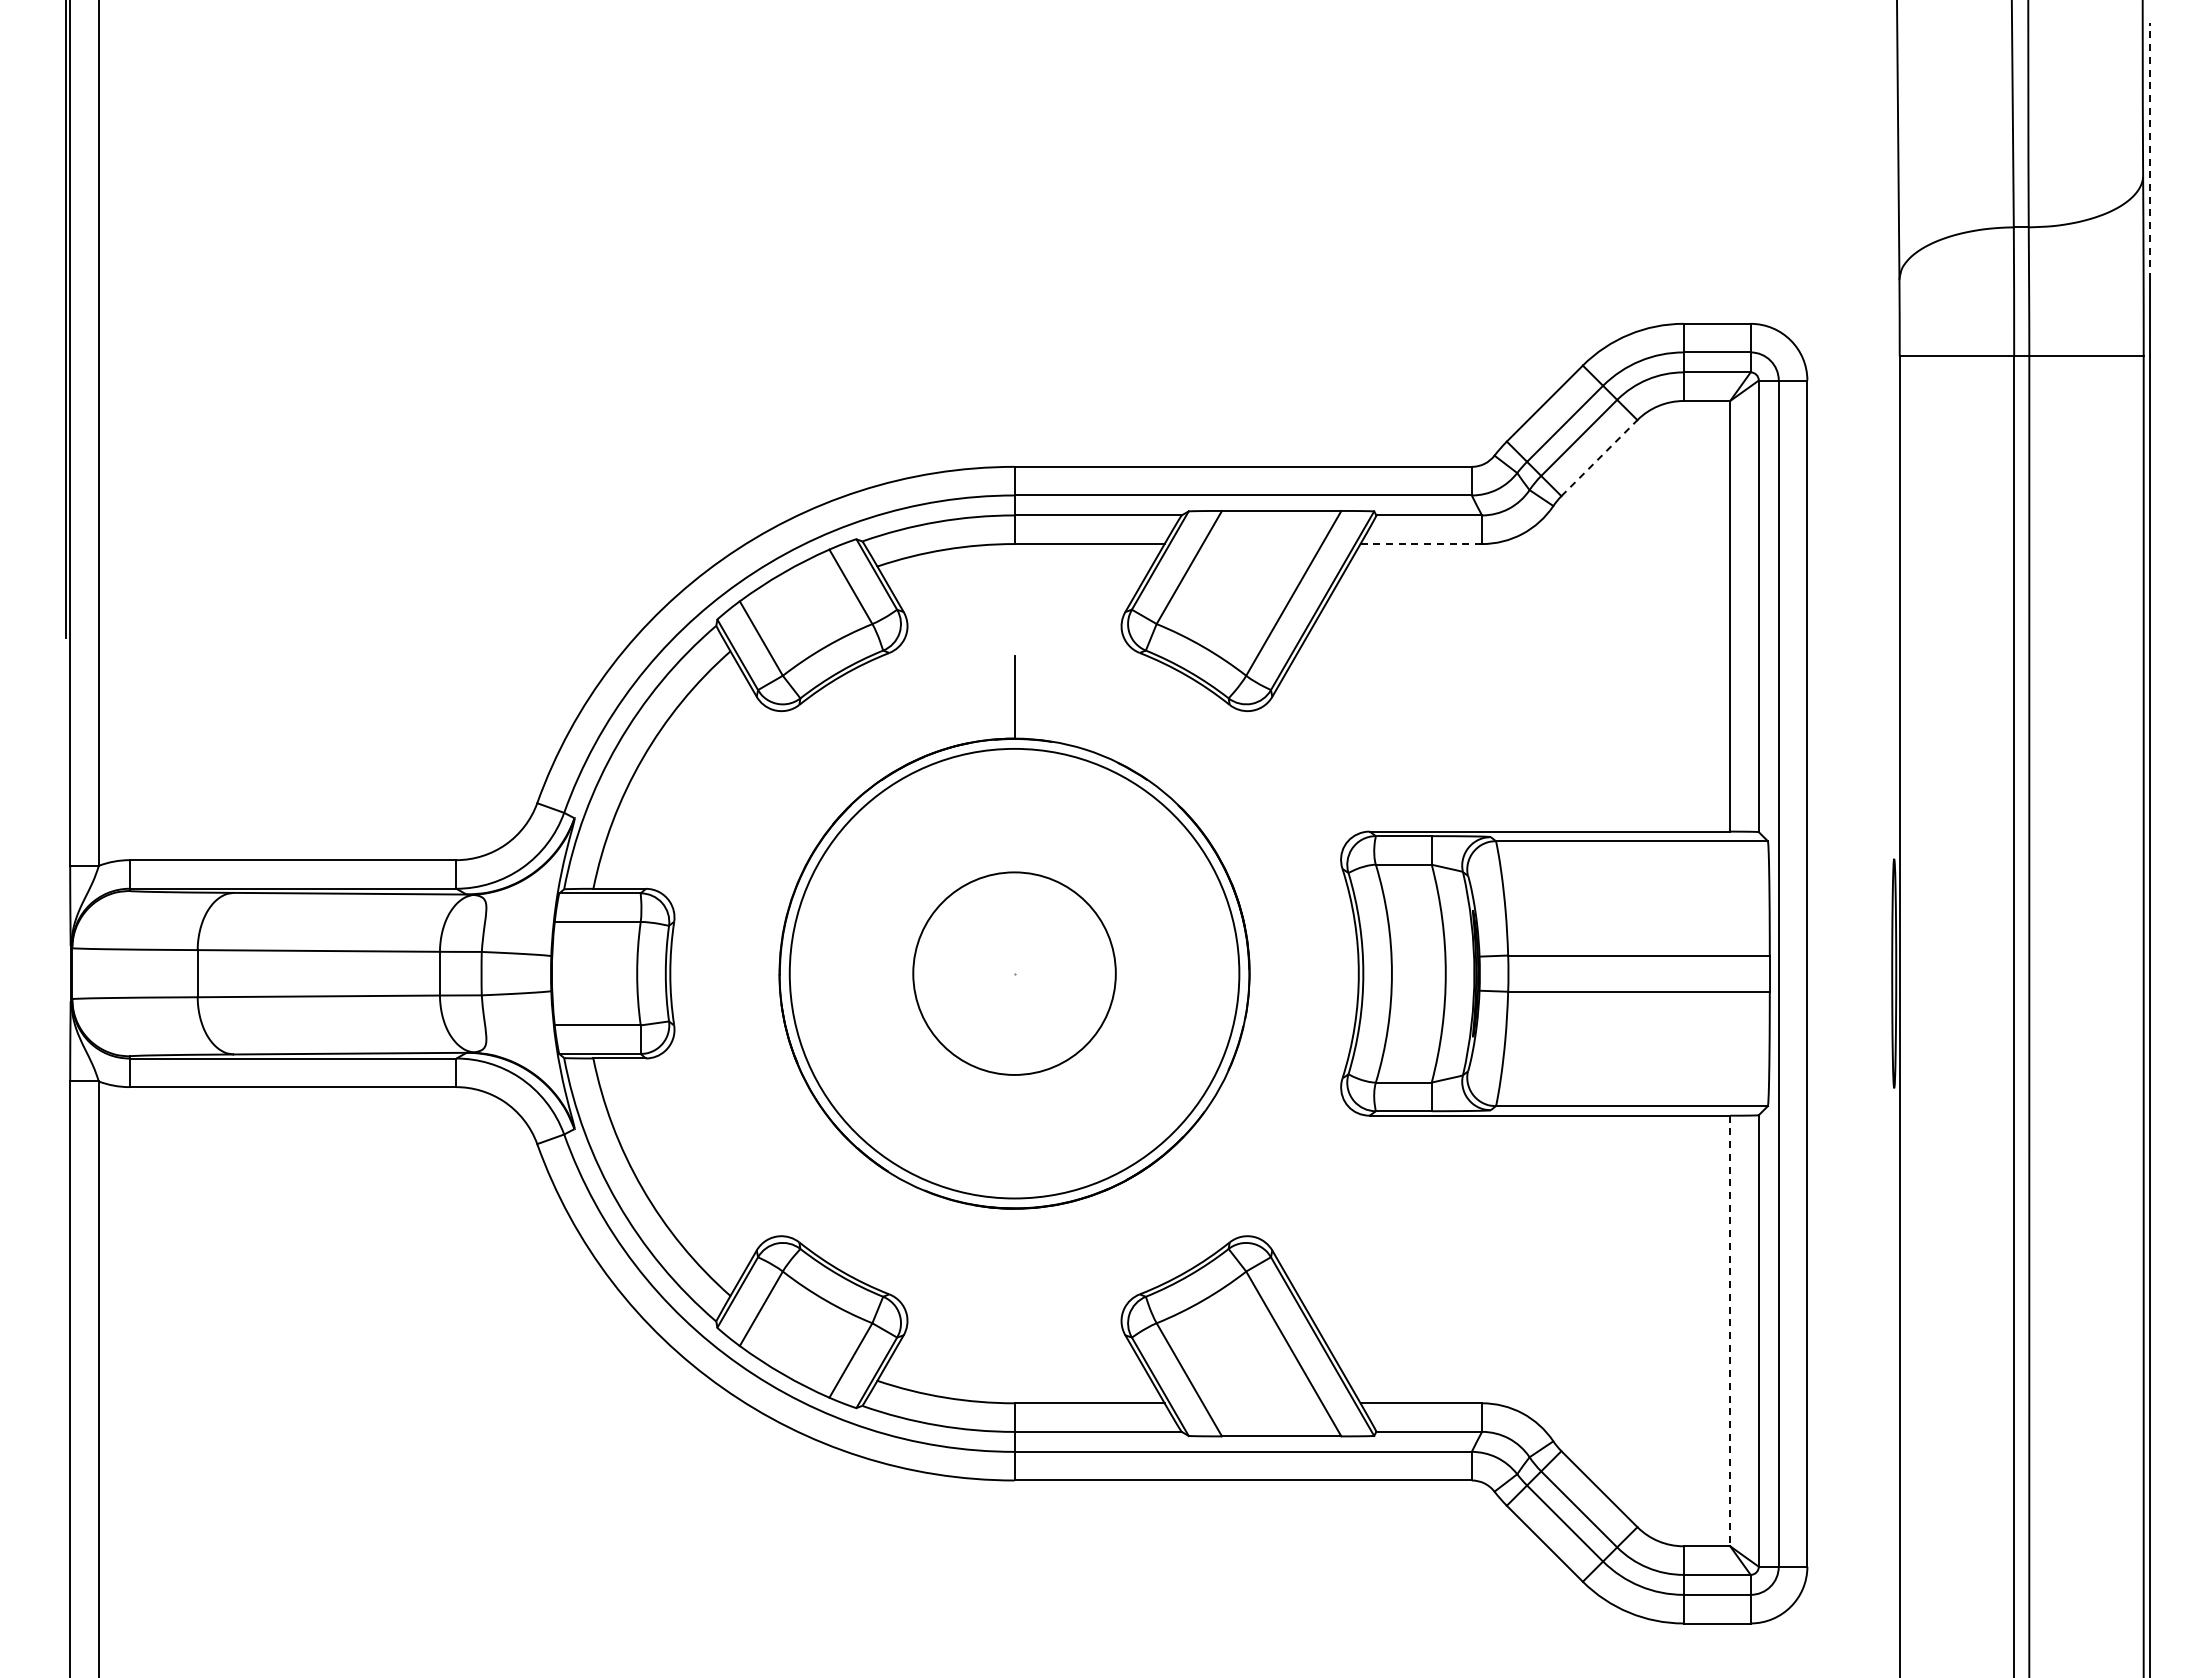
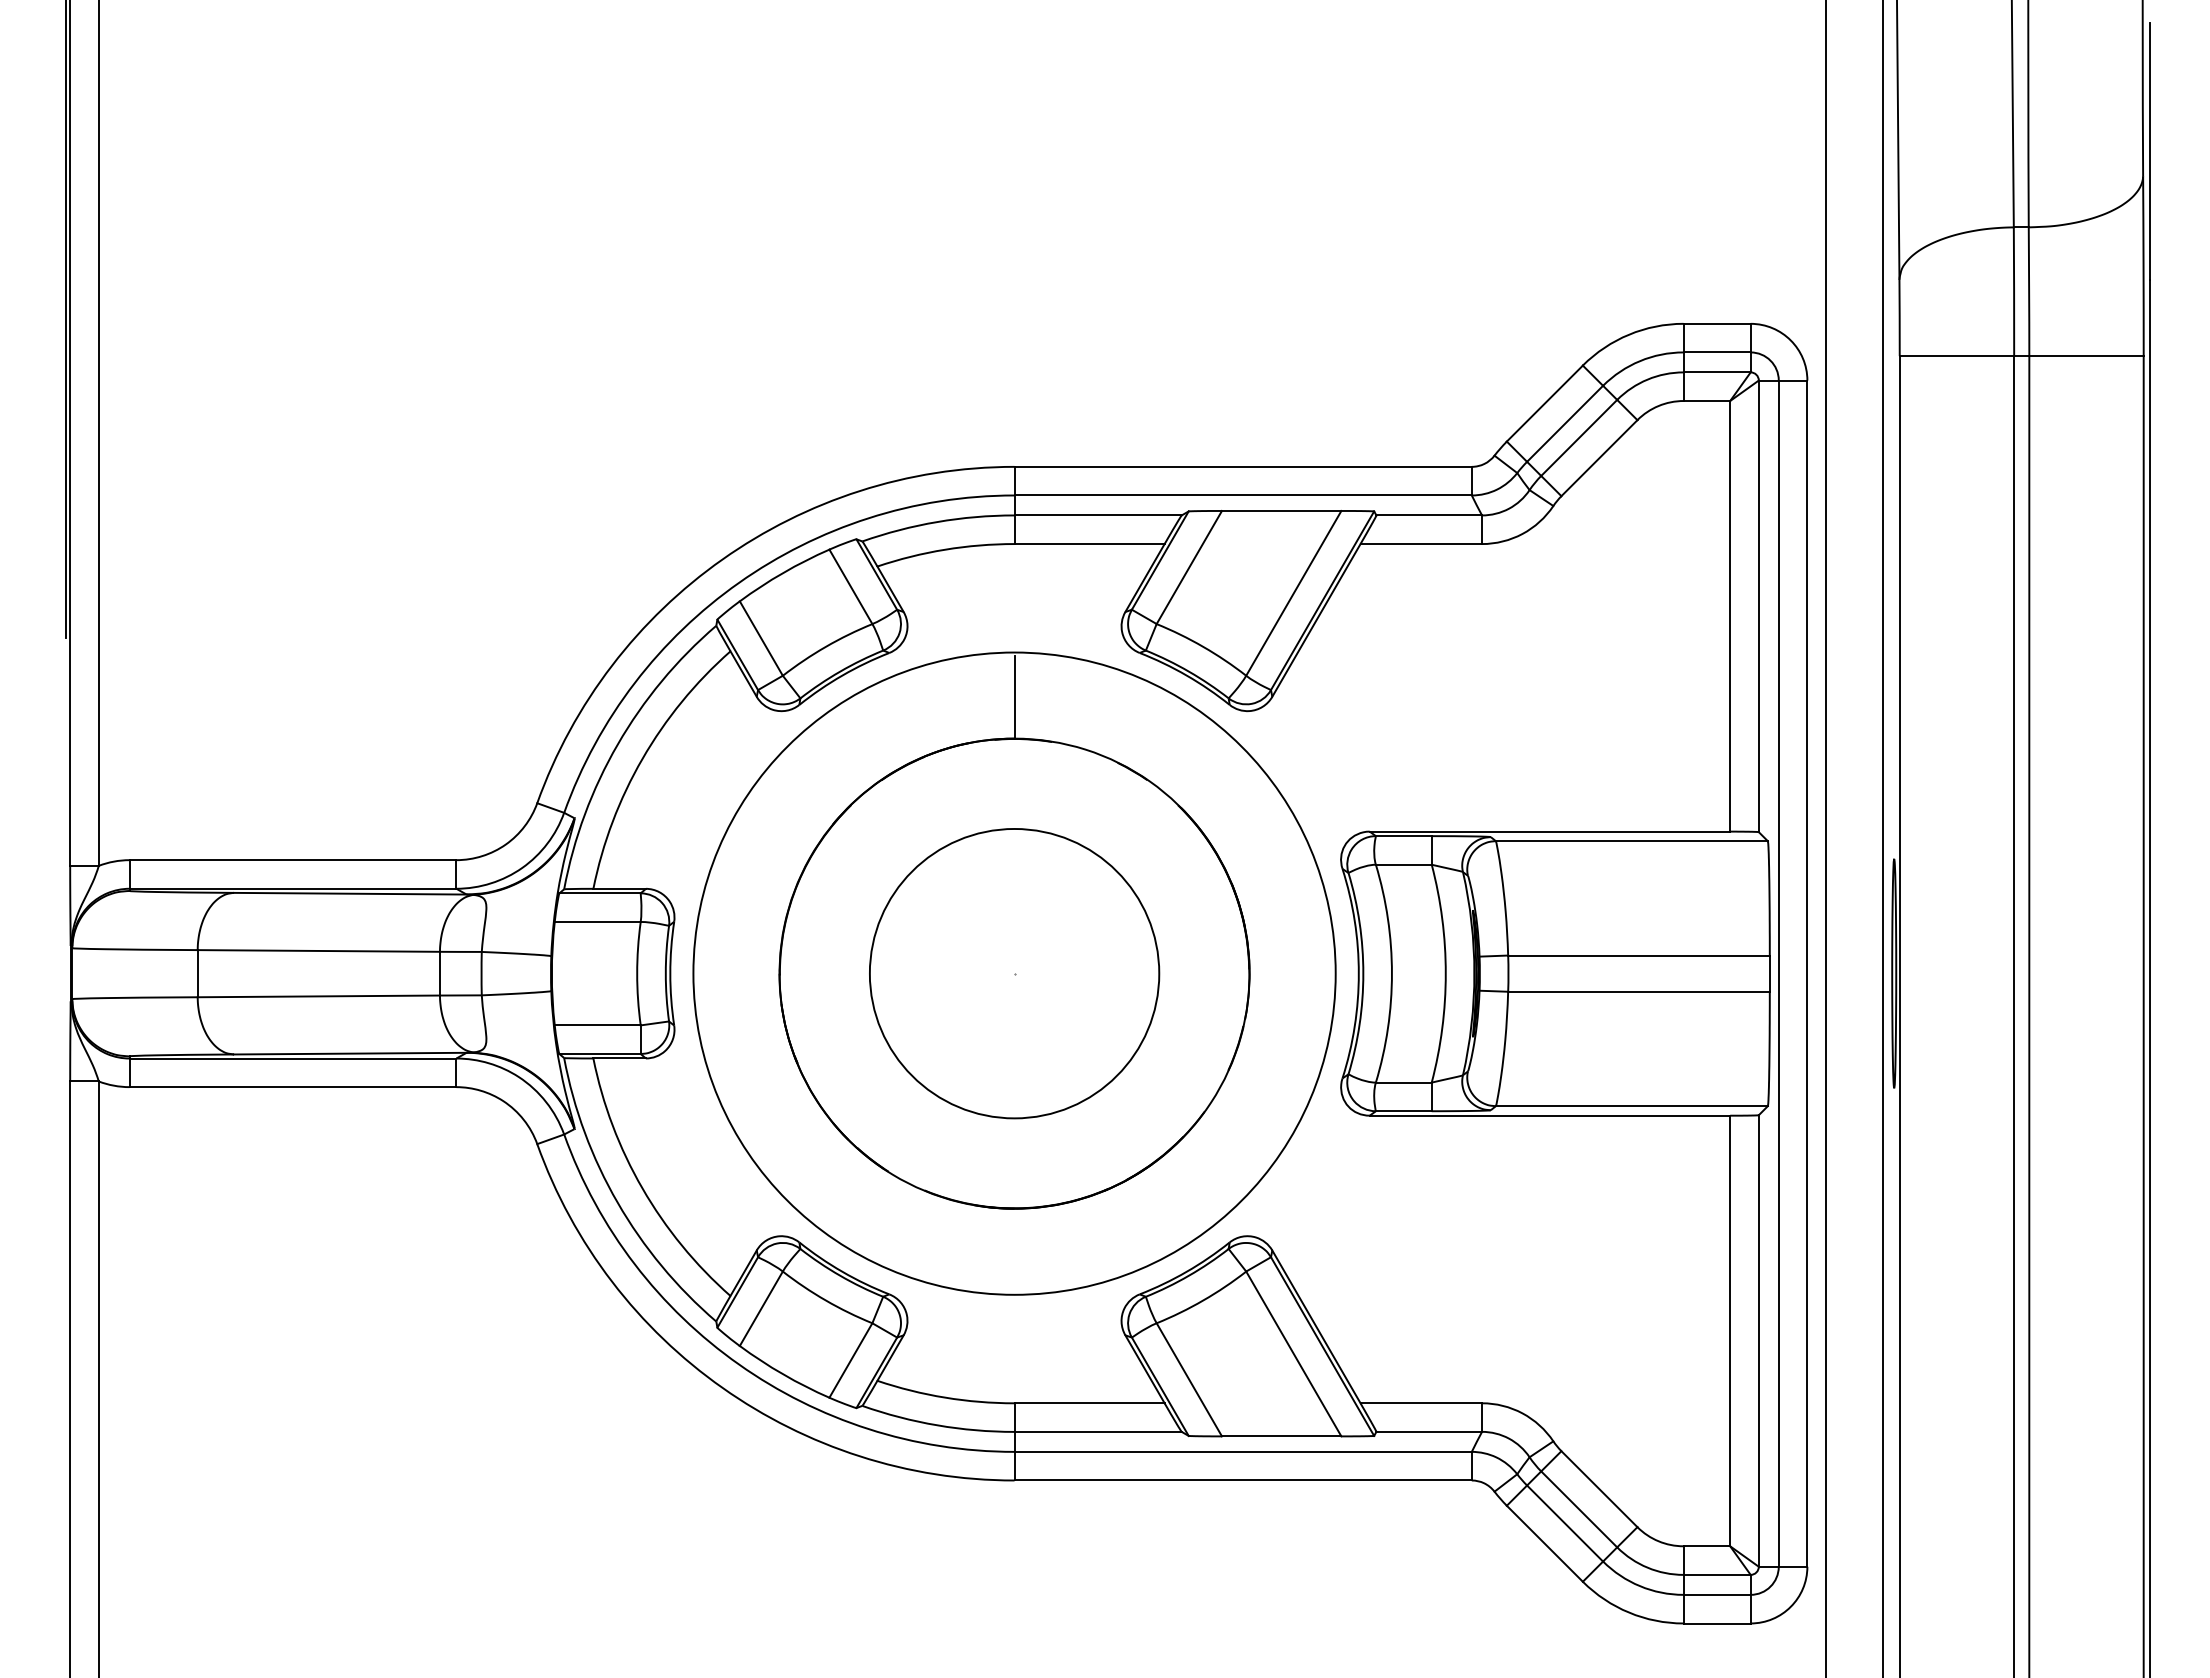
line: dashed -> solid (2150, 151)
line: dashed -> solid (1599, 458)
line: dashed -> solid (1421, 544)
line: none -> present (1825, 838)
line: none -> present (1882, 838)
circle diameter: 203 px -> 289 px (1014, 973)
circle diameter: 450 px -> 642 px (1014, 973)
line: dashed -> solid (1730, 1331)
